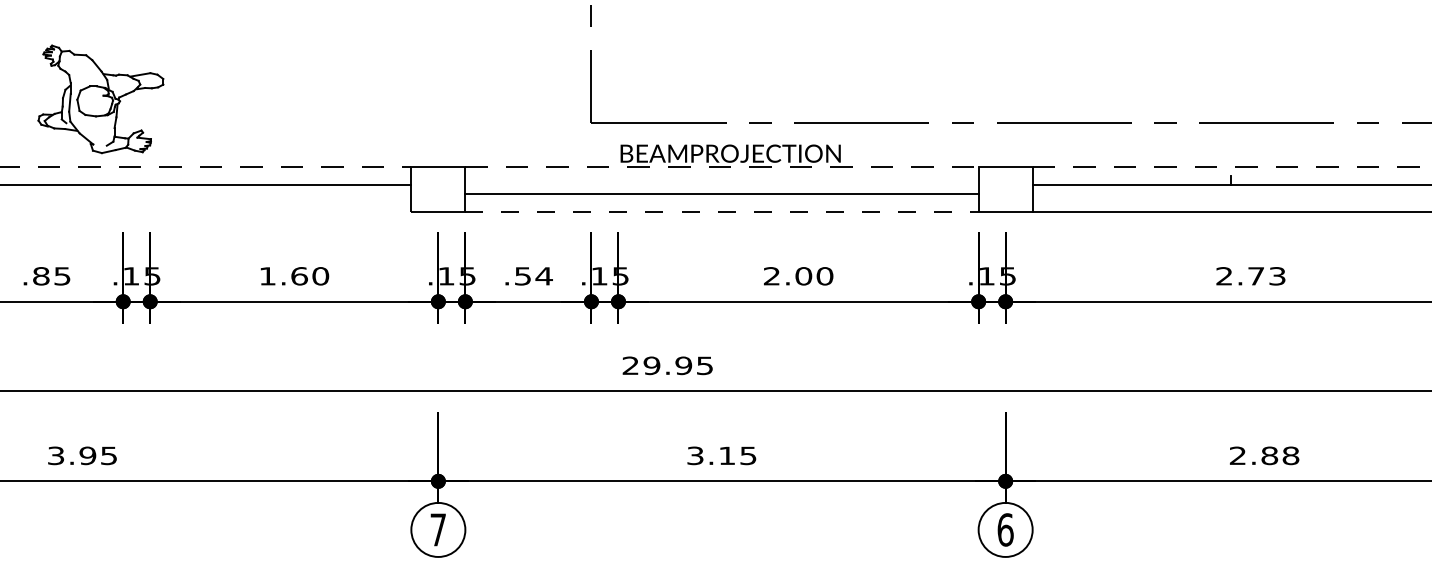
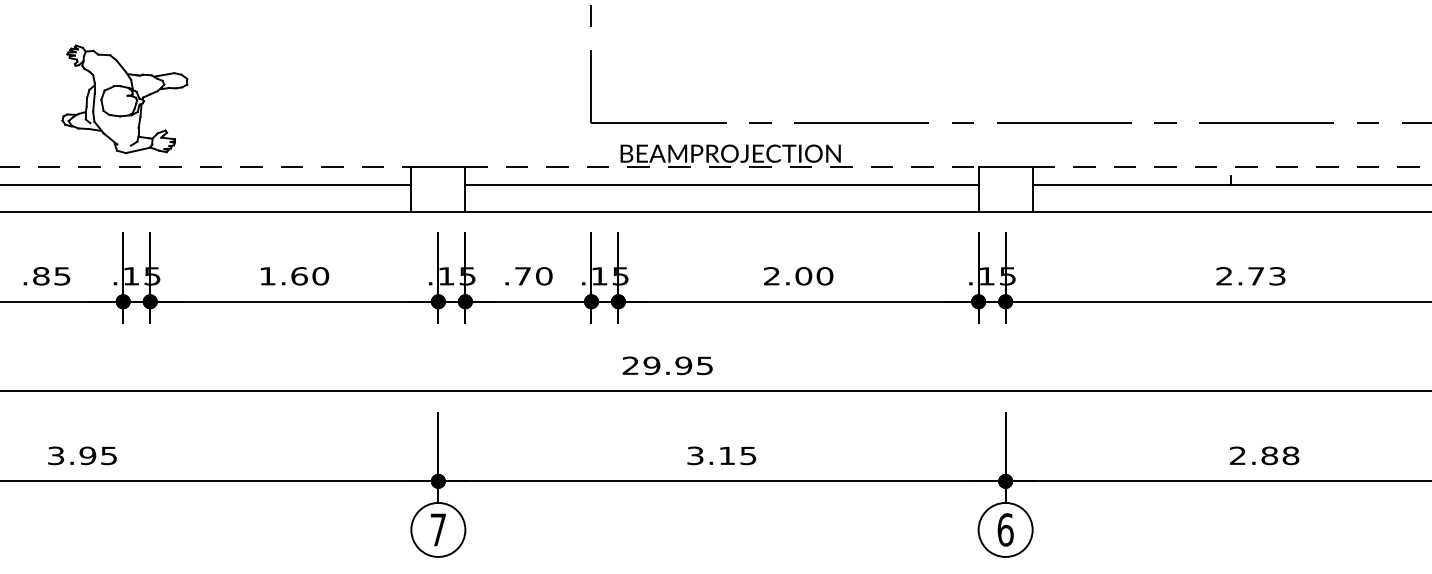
part position: (100, 99) -> (124, 99) (124, 99)
line position: (721, 193) -> (721, 184) (721, 184)
line: none -> present (206, 211)
line: dashed -> solid (722, 211)
text: .54 -> .70 (533, 276)
